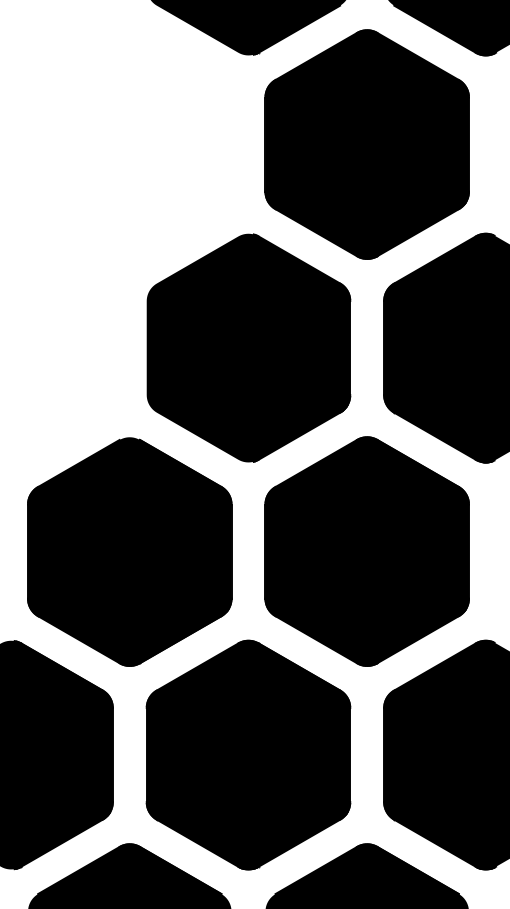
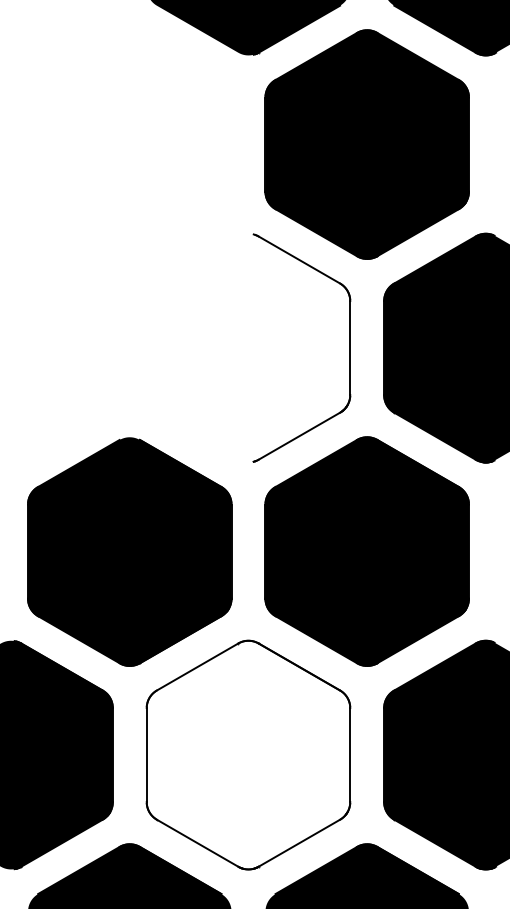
fill: present -> none (248, 347)
fill: present -> none (248, 754)
